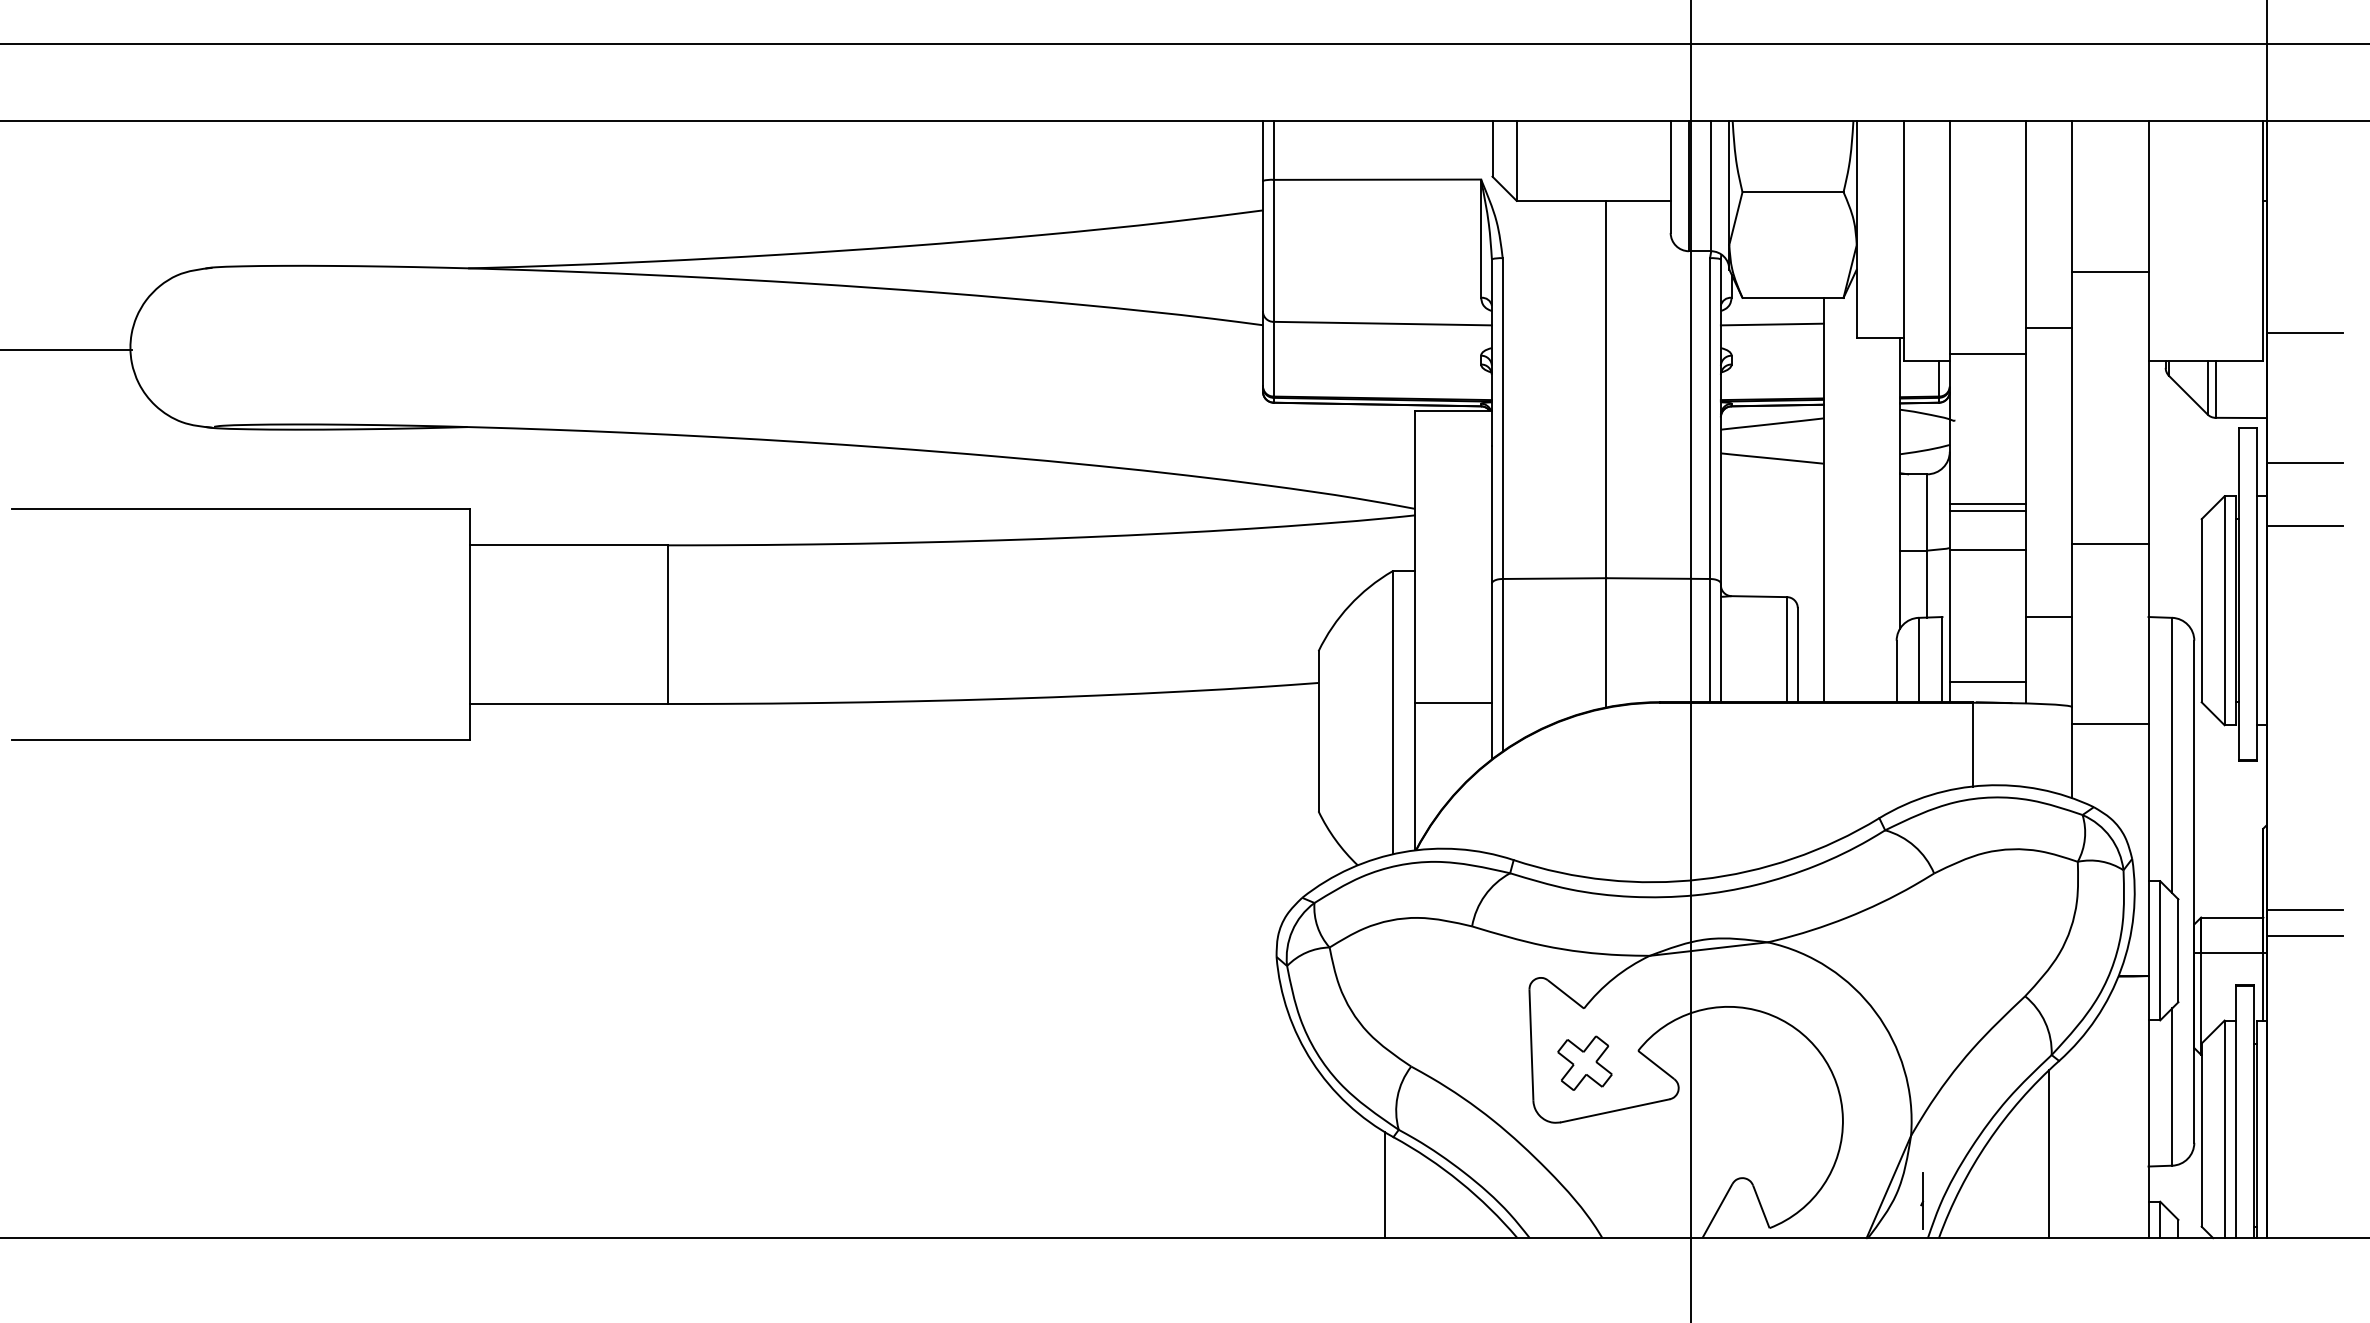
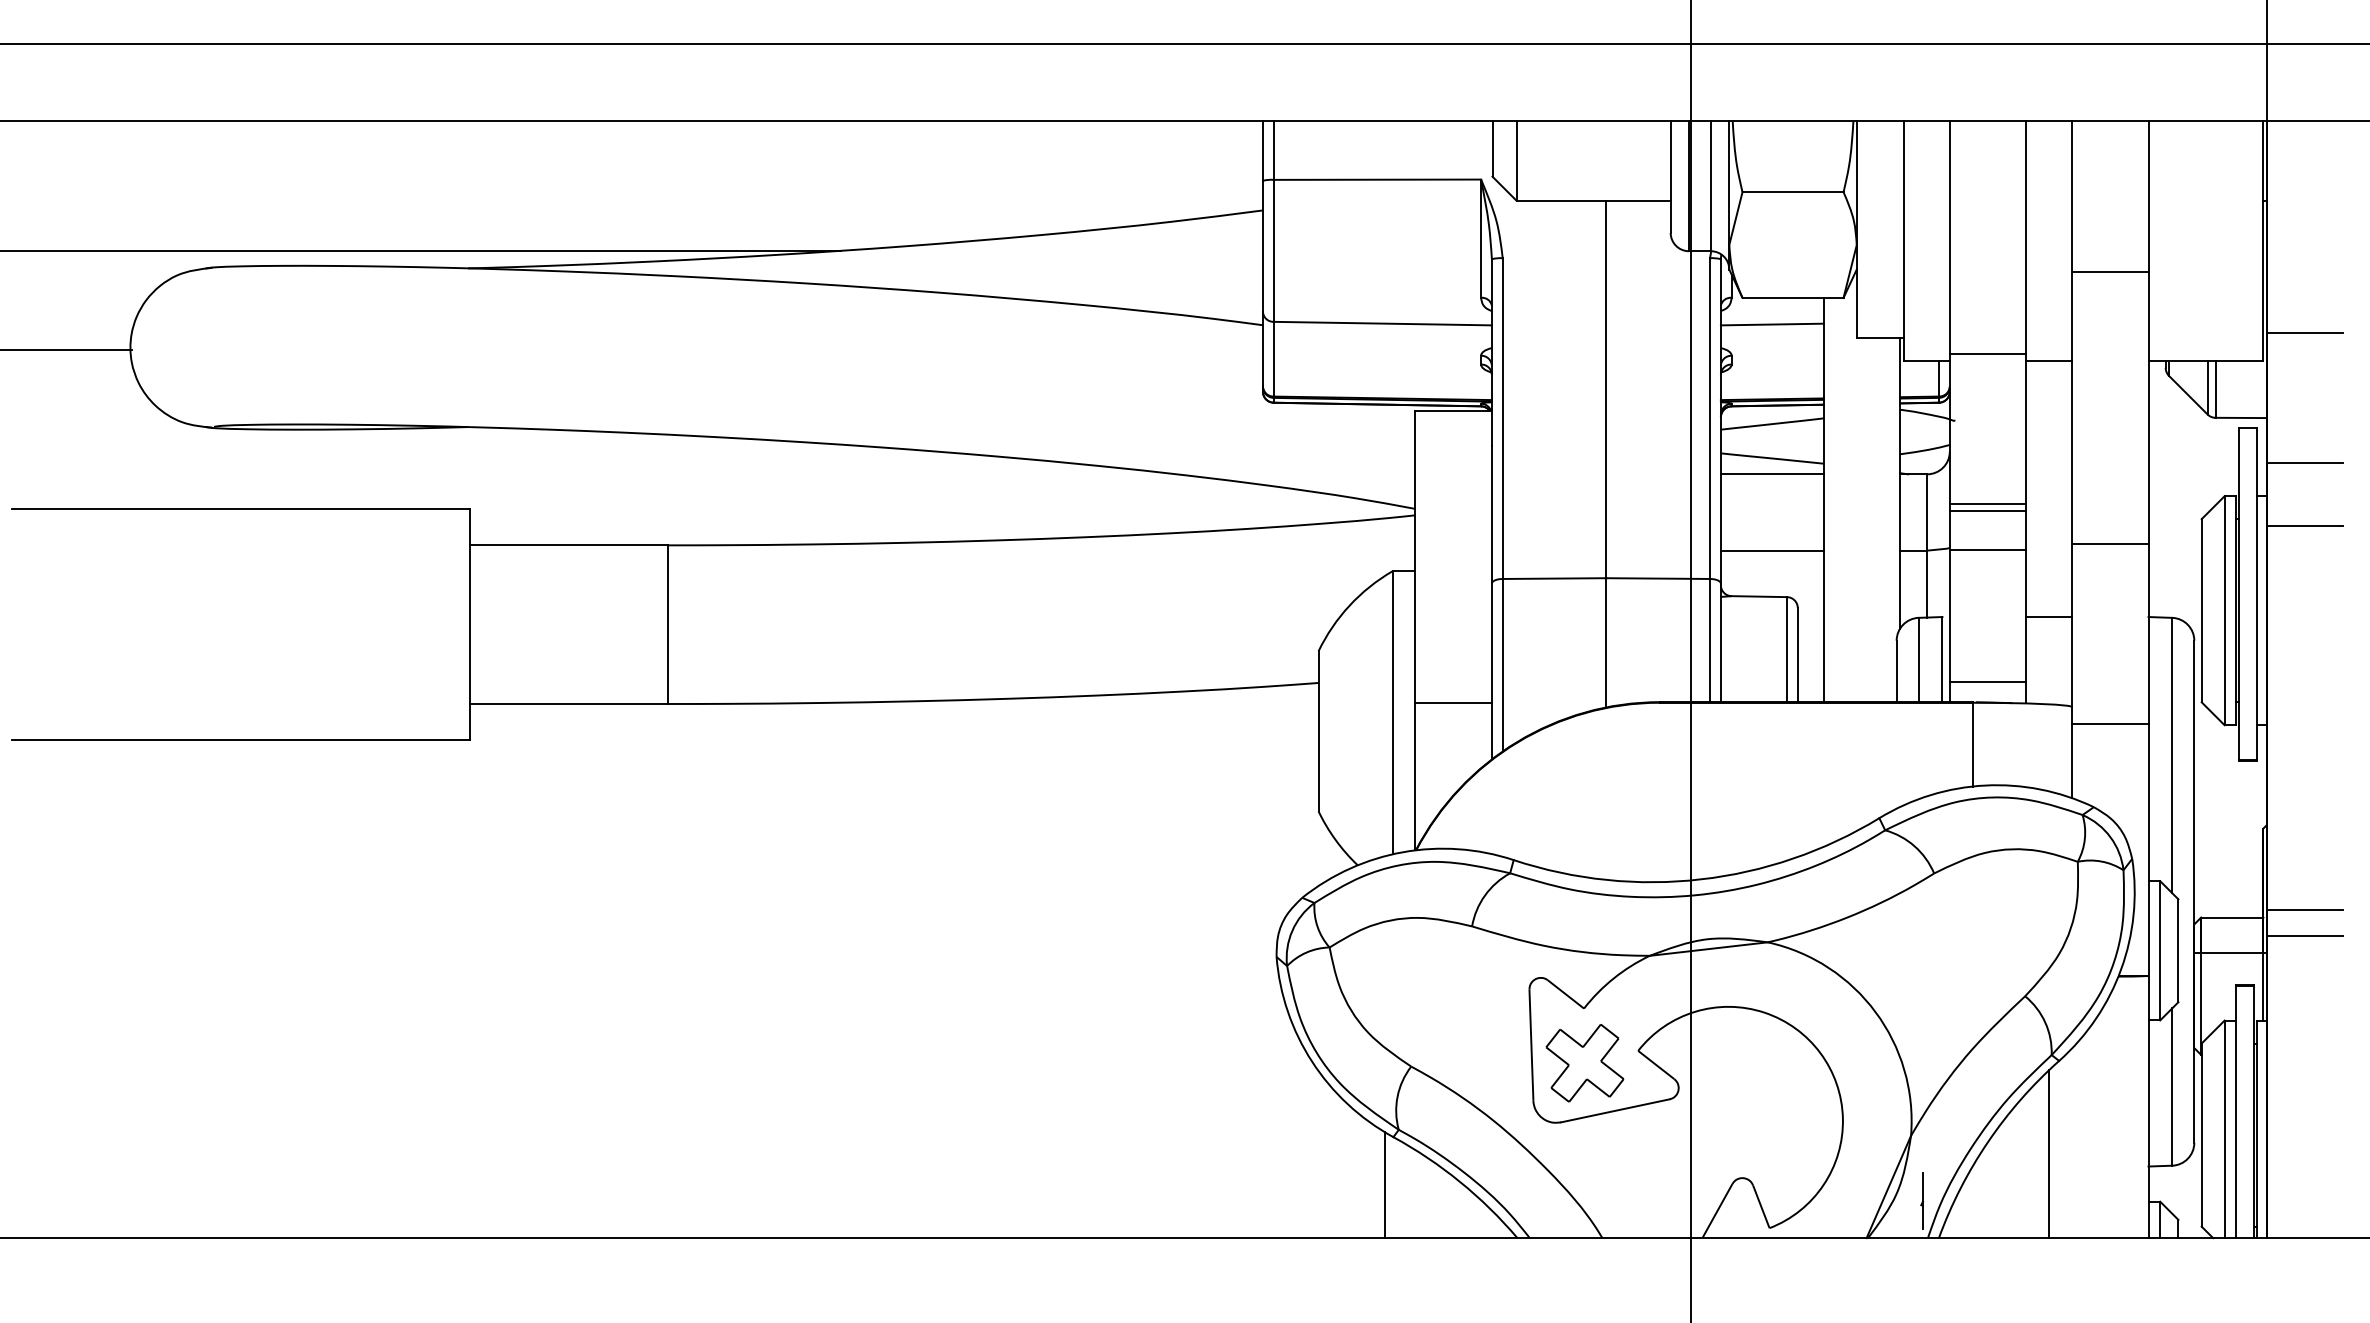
line: none -> present (421, 250)
line position: (2048, 328) -> (2048, 361) (2048, 361)
line: none -> present (1771, 474)
line: none -> present (1771, 550)
part size: 56x56 px -> 80x79 px (1584, 1063)
